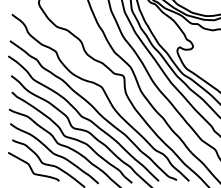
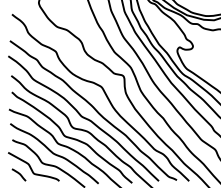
line: none -> present (18, 174)
